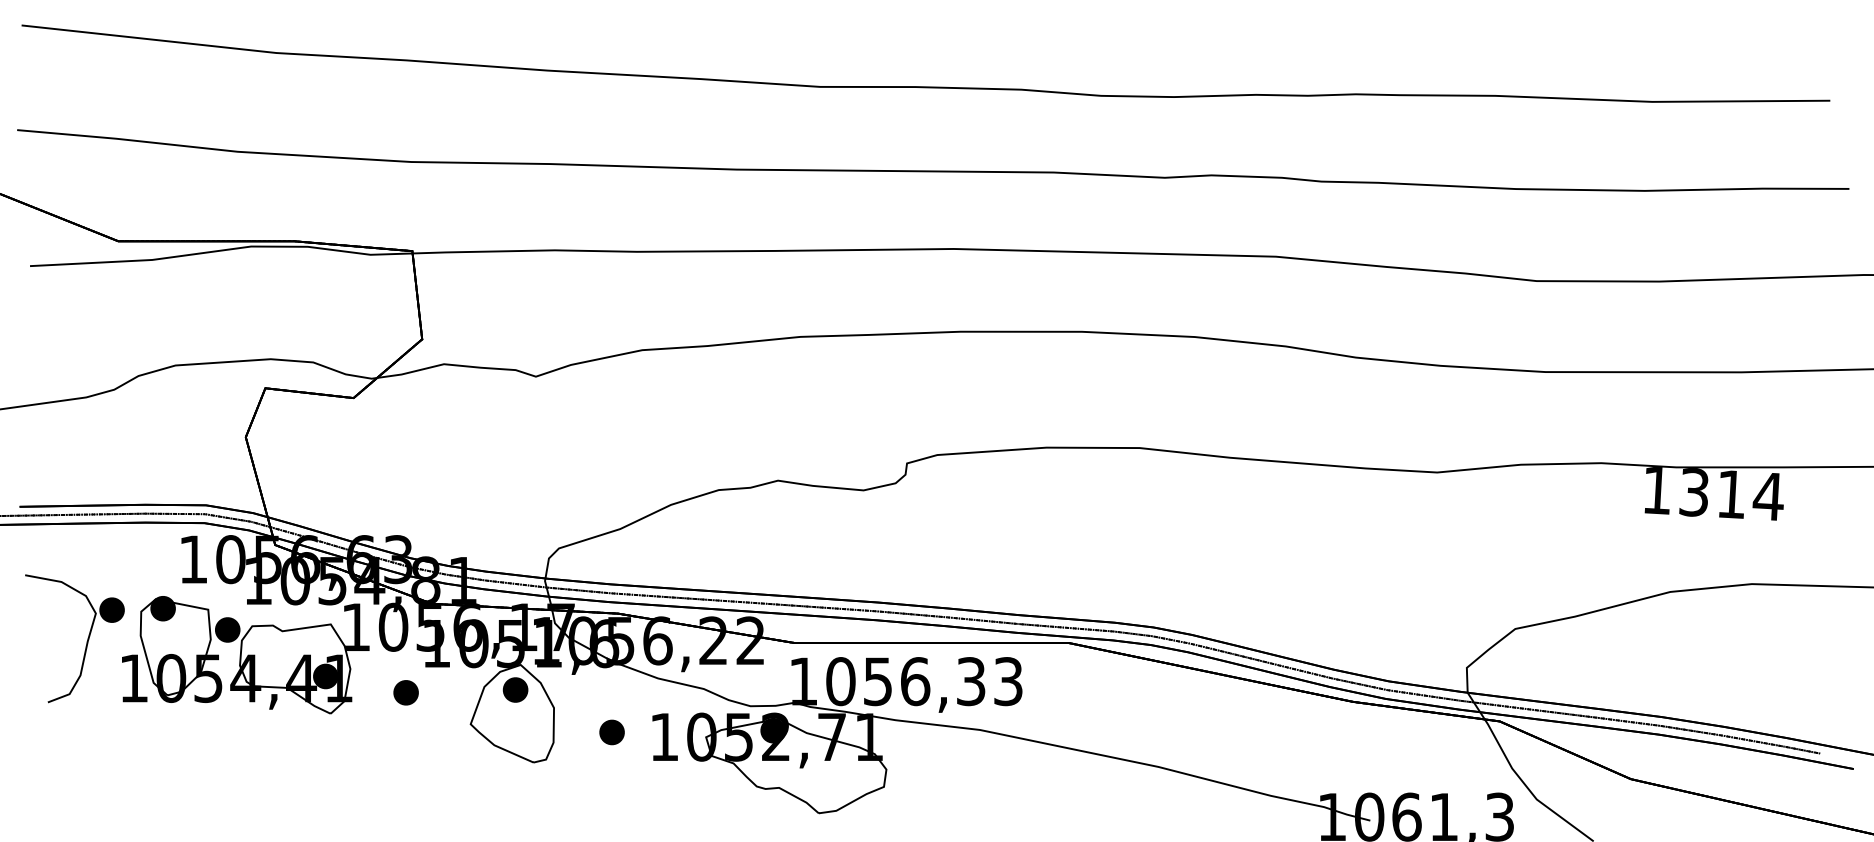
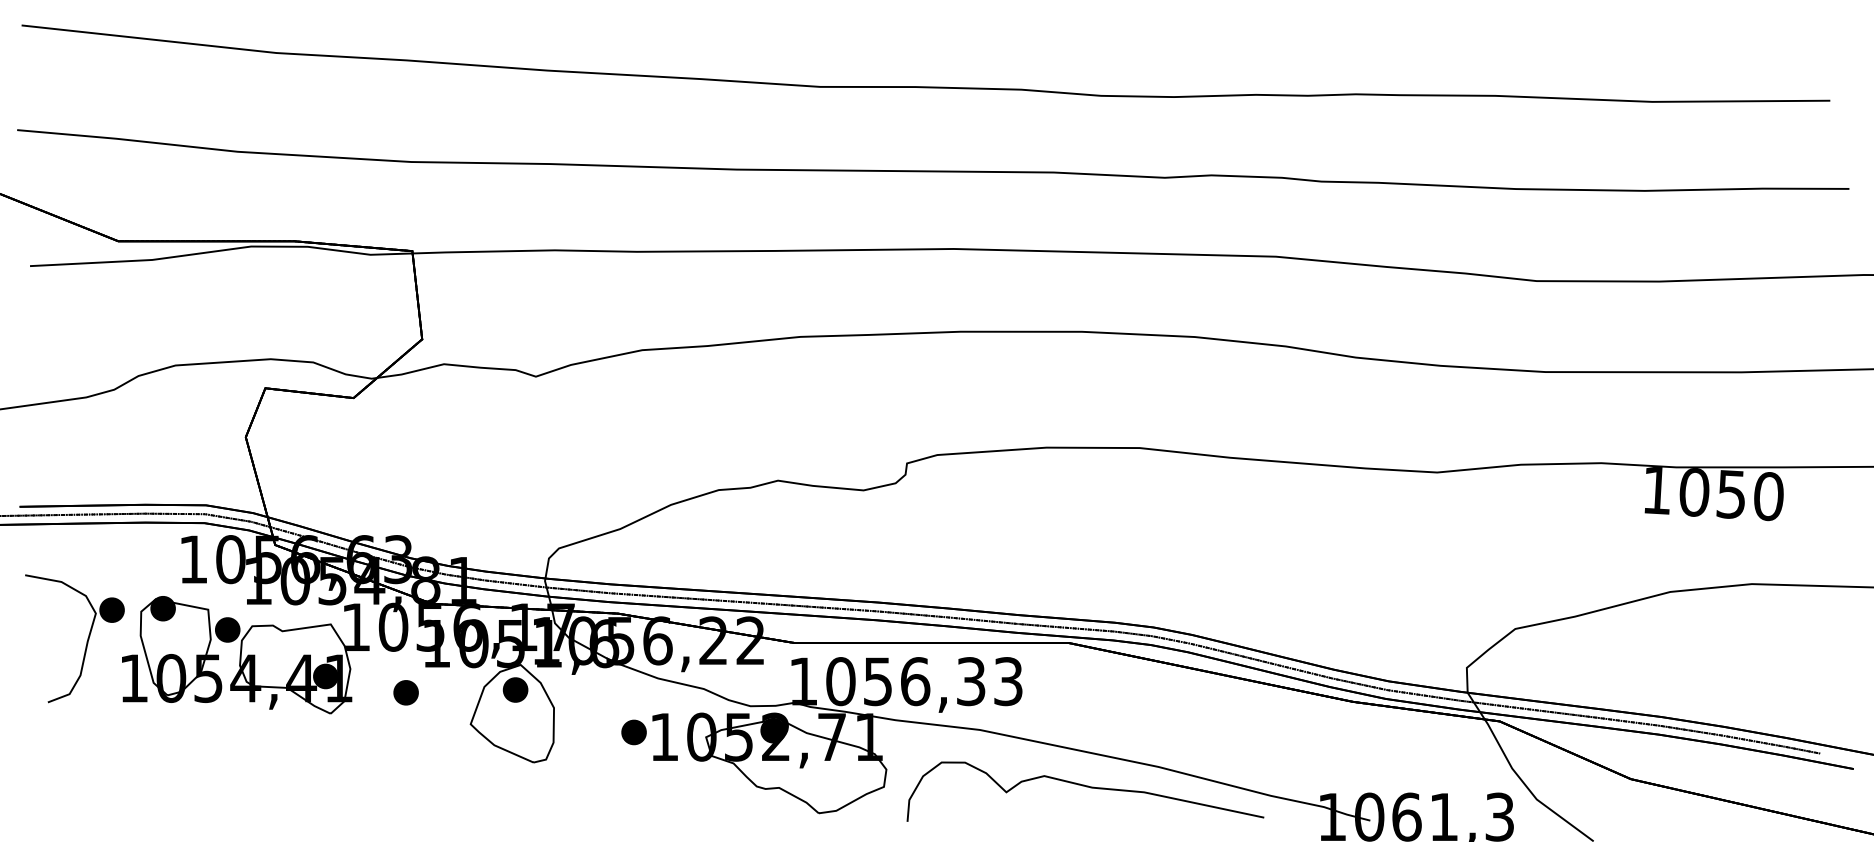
text: 1314 -> 1050 (1731, 494)
part position: (611, 732) -> (633, 732) (633, 732)
curve: none -> present (1086, 787)
